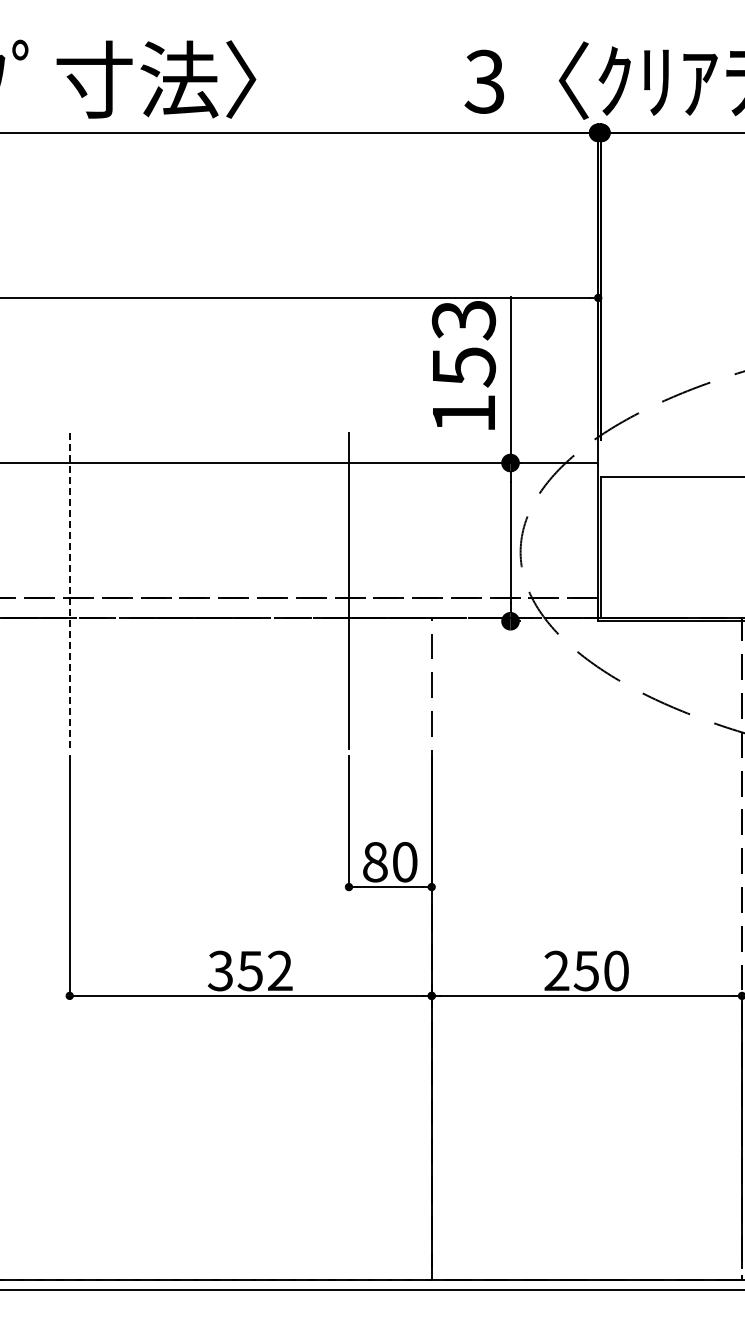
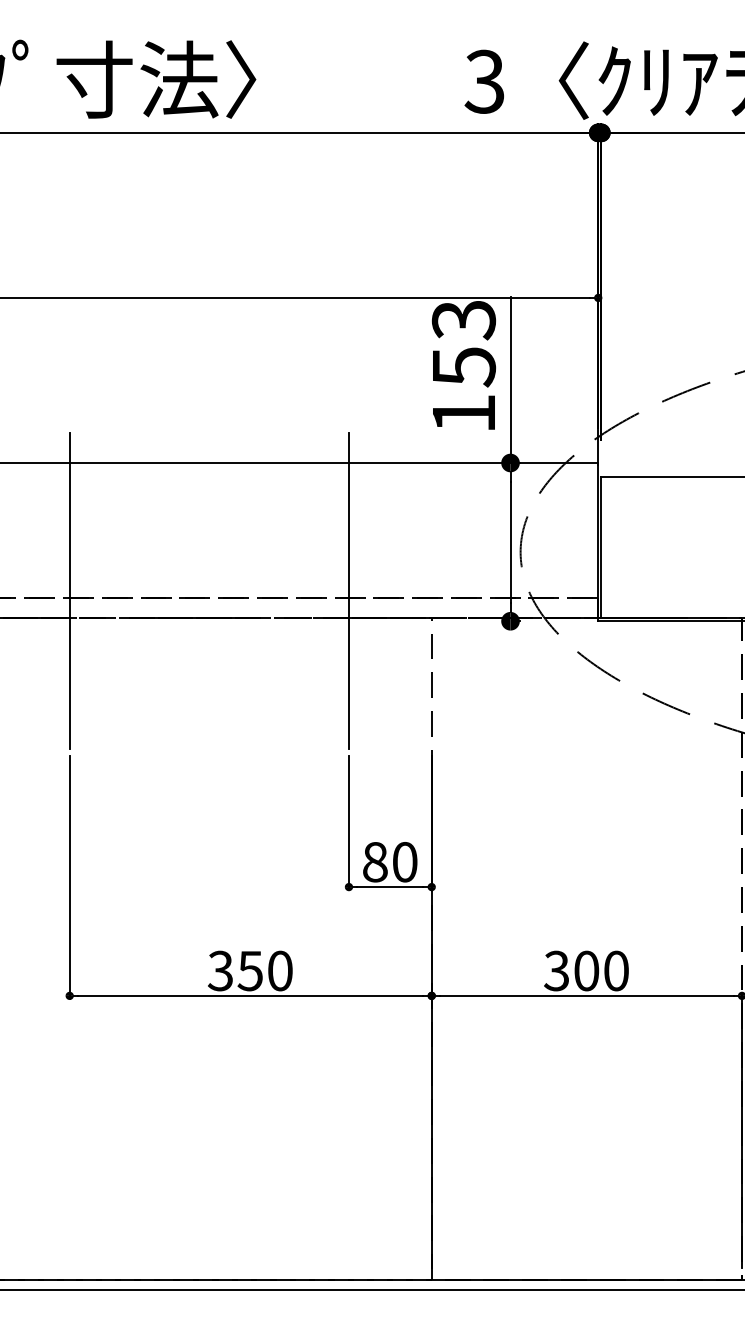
line: dashed -> solid (69, 590)
text: 352 -> 350 (280, 970)
text: 250 -> 300 (571, 970)
